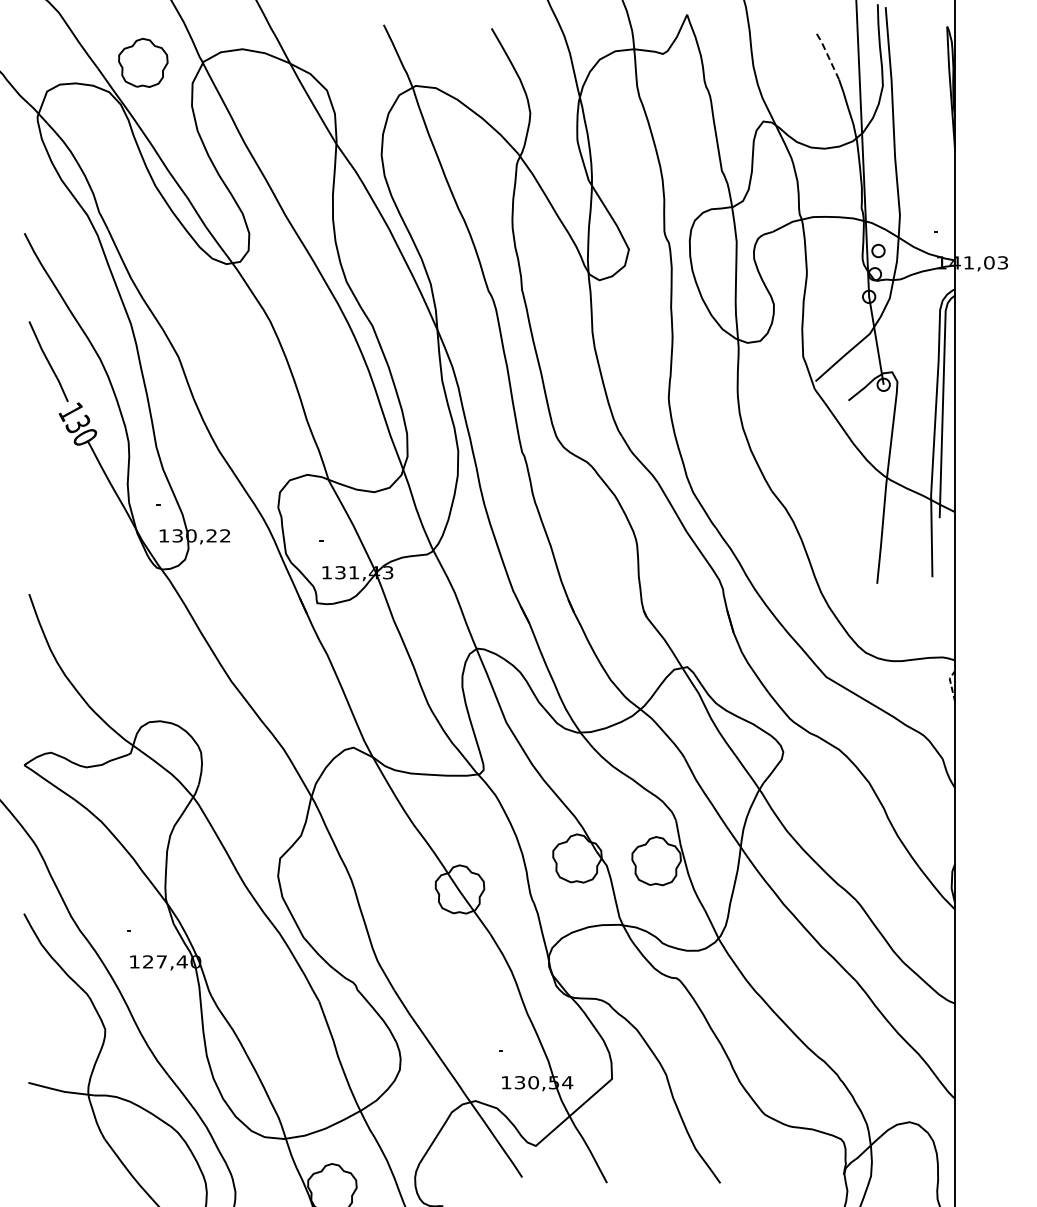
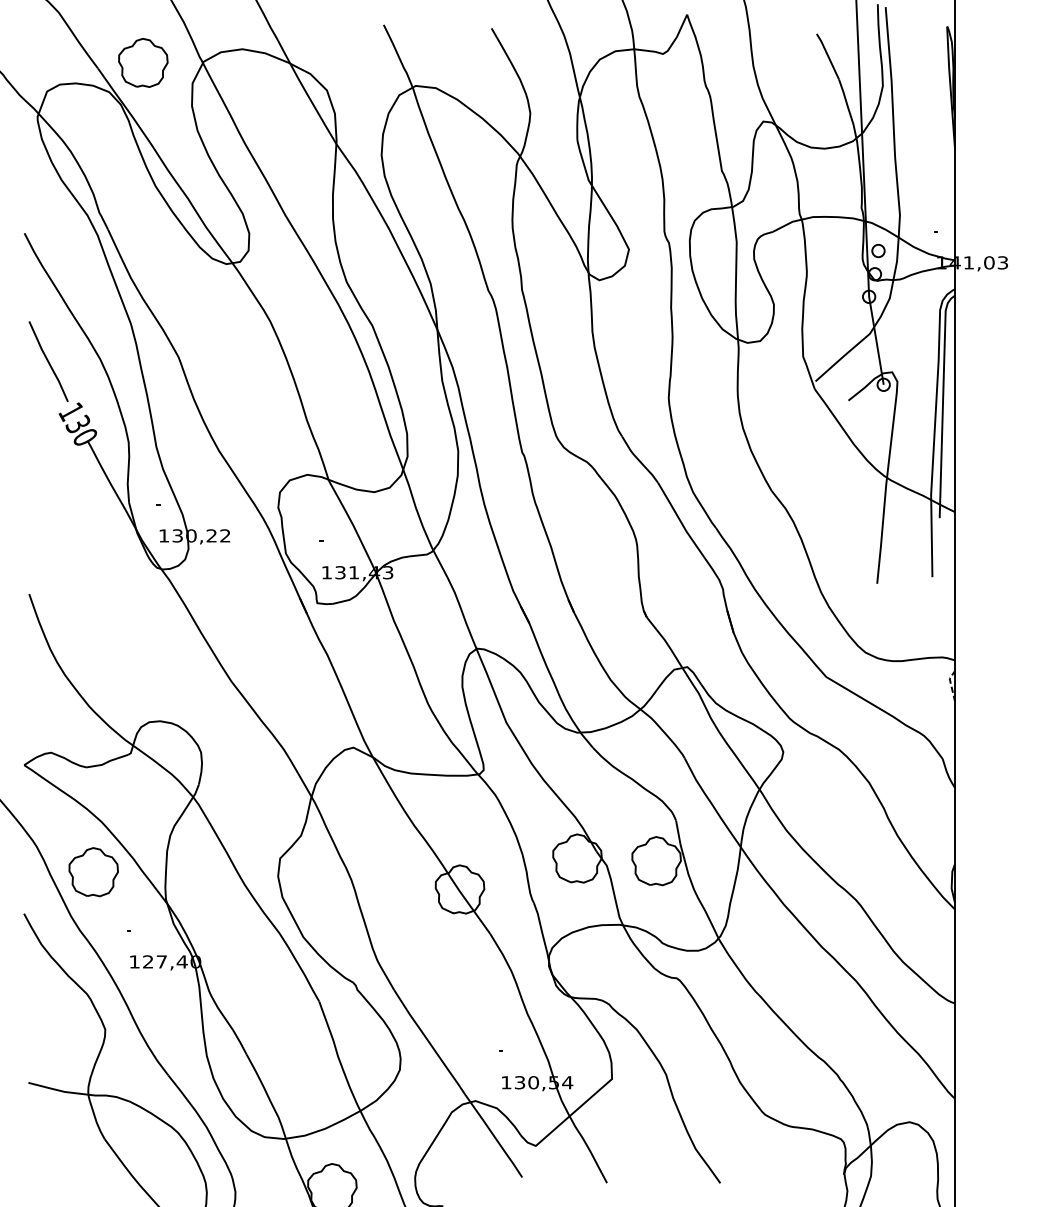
line: dashed -> solid (828, 56)
part: none -> present (93, 872)
